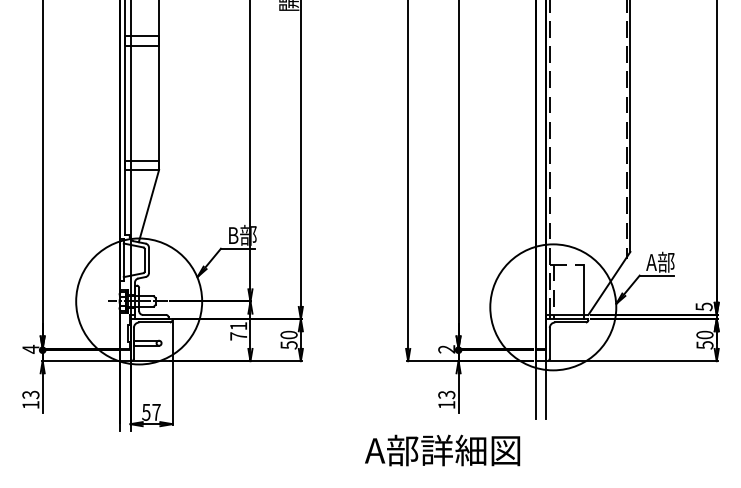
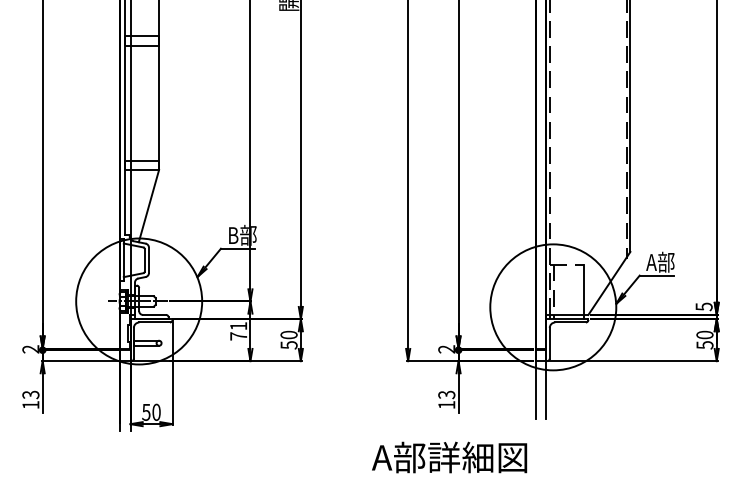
text: 4 -> 2 (30, 348)
text: 57 -> 50 (156, 411)
text position: (442, 450) -> (449, 457) (449, 457)
